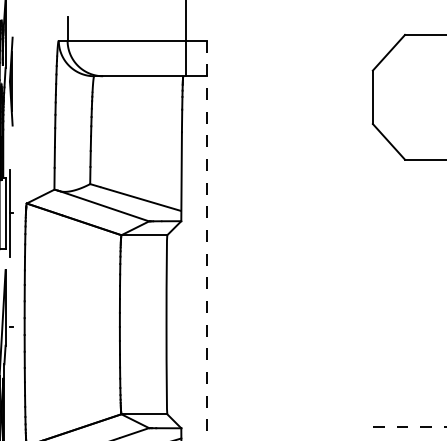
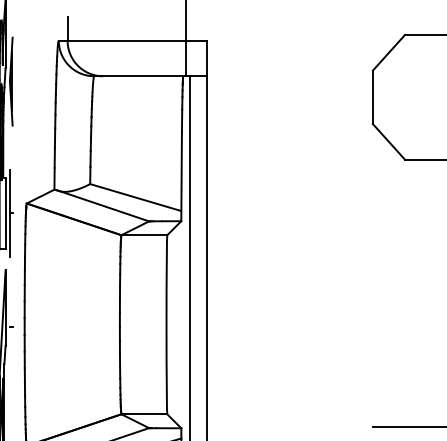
line: dashed -> solid (207, 240)
line: none -> present (189, 256)
line: dashed -> solid (409, 427)
